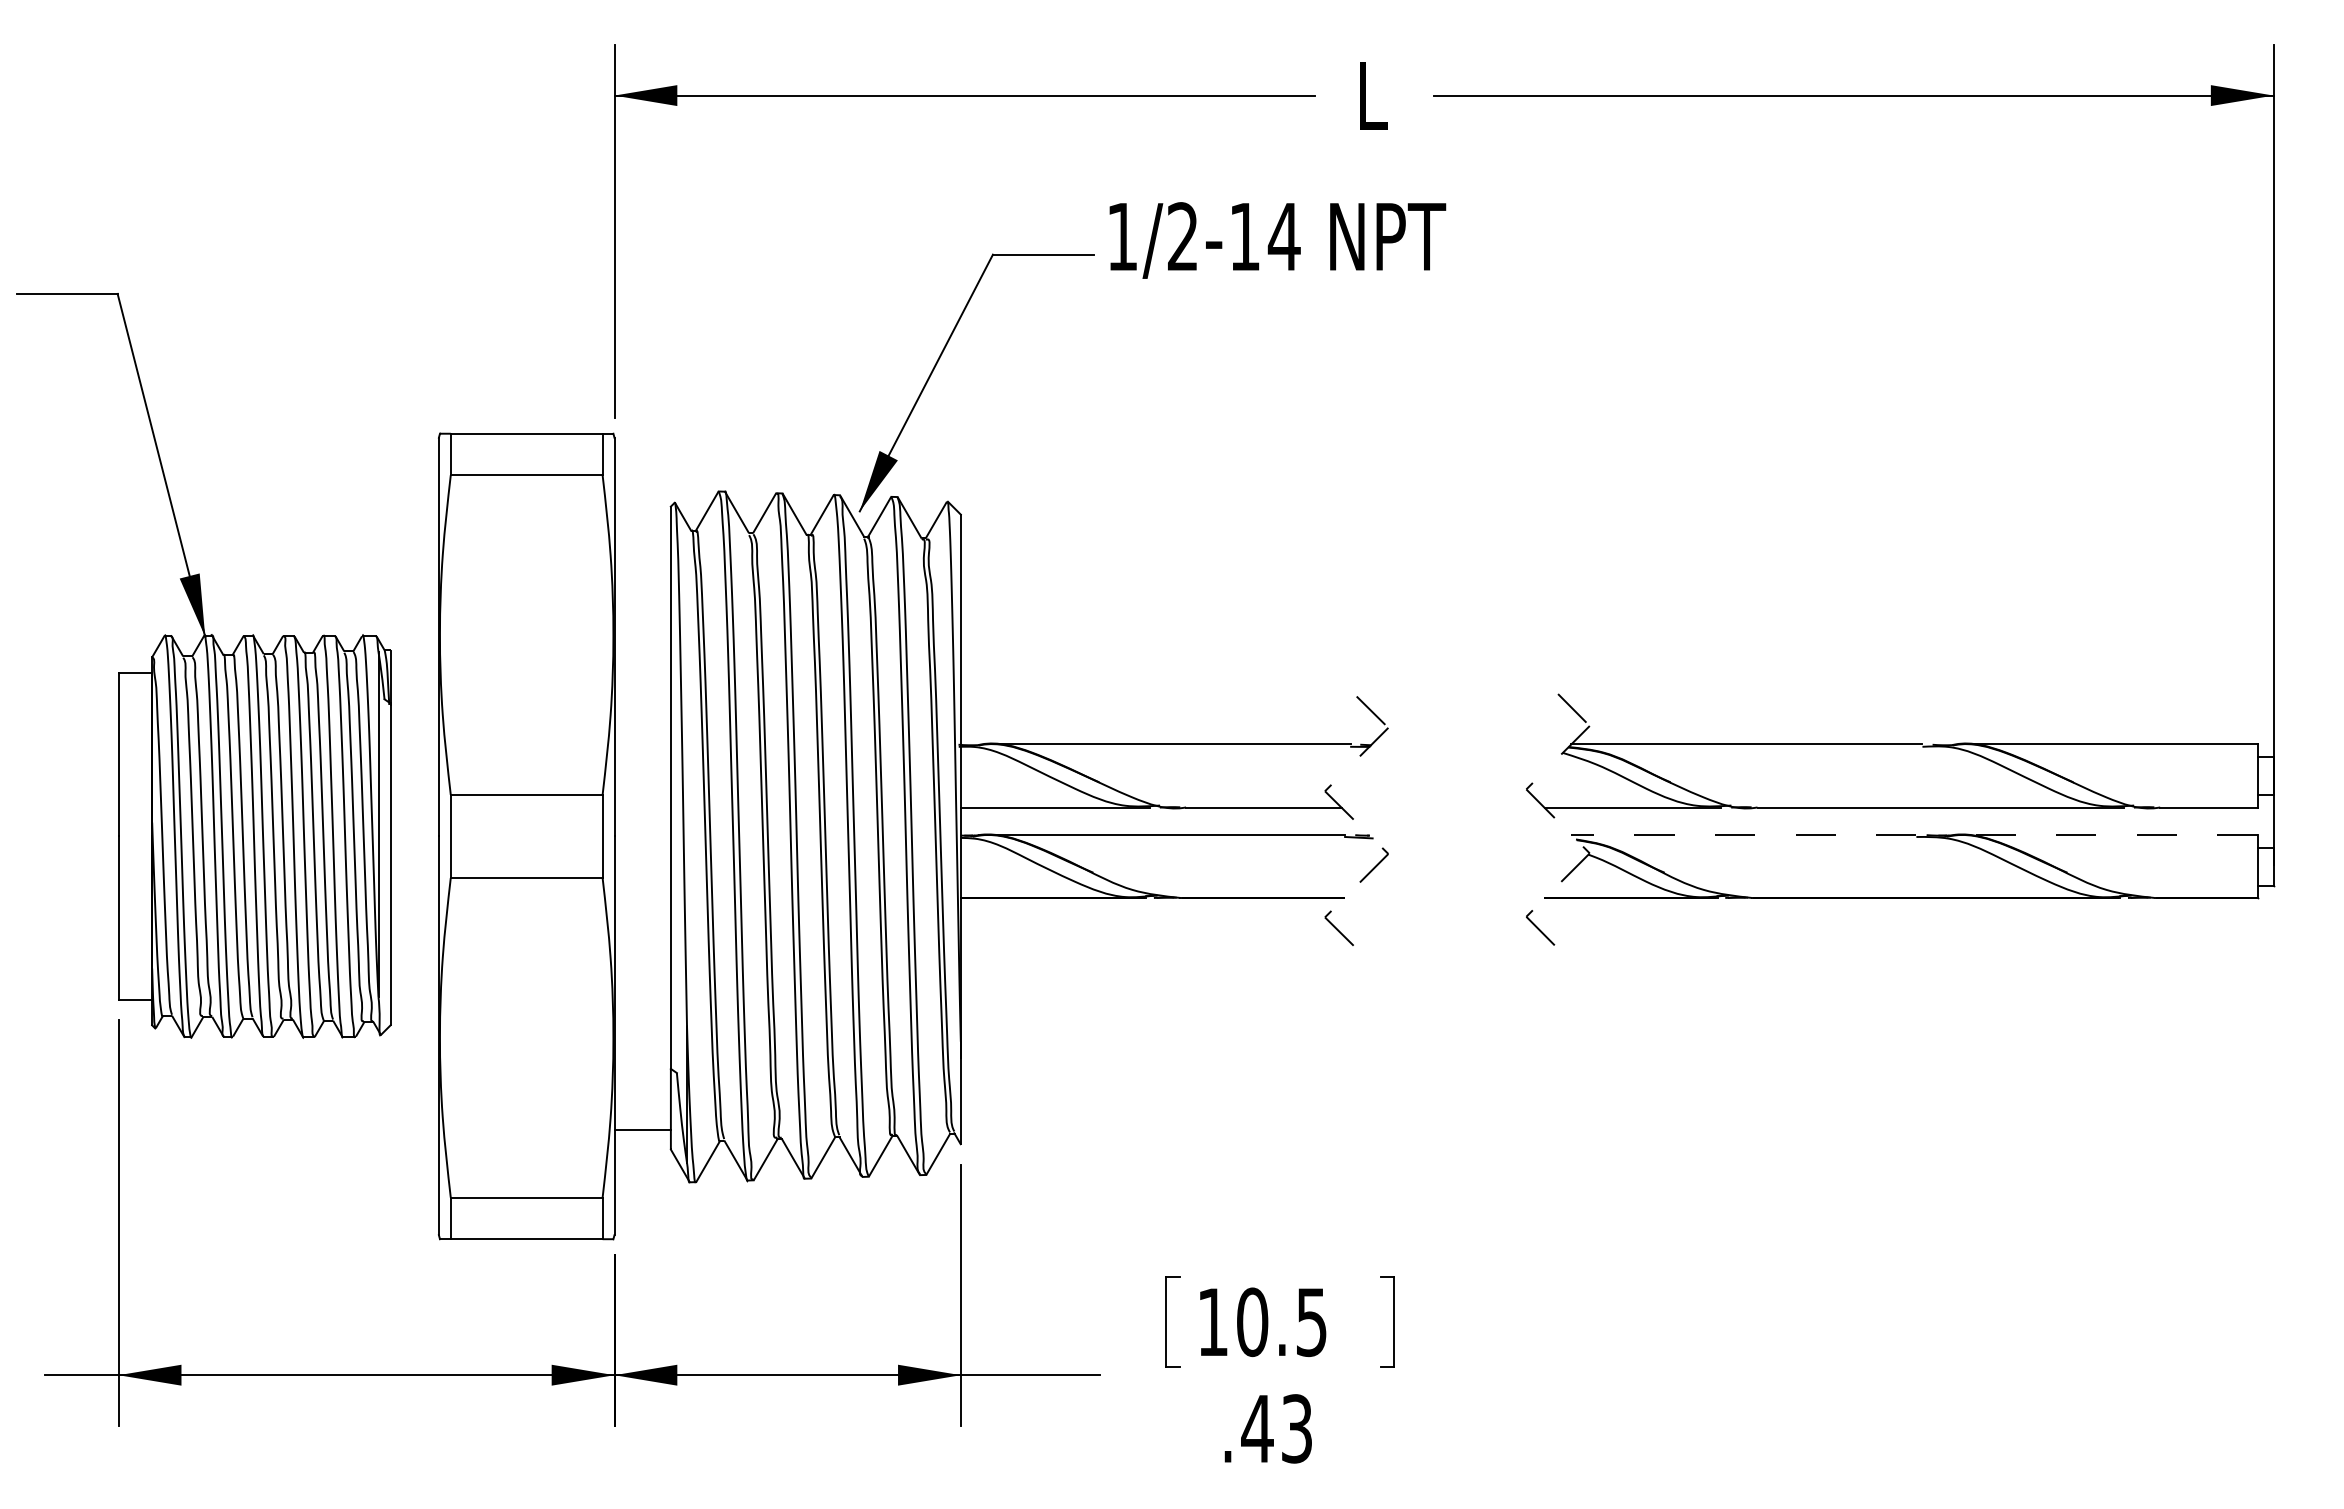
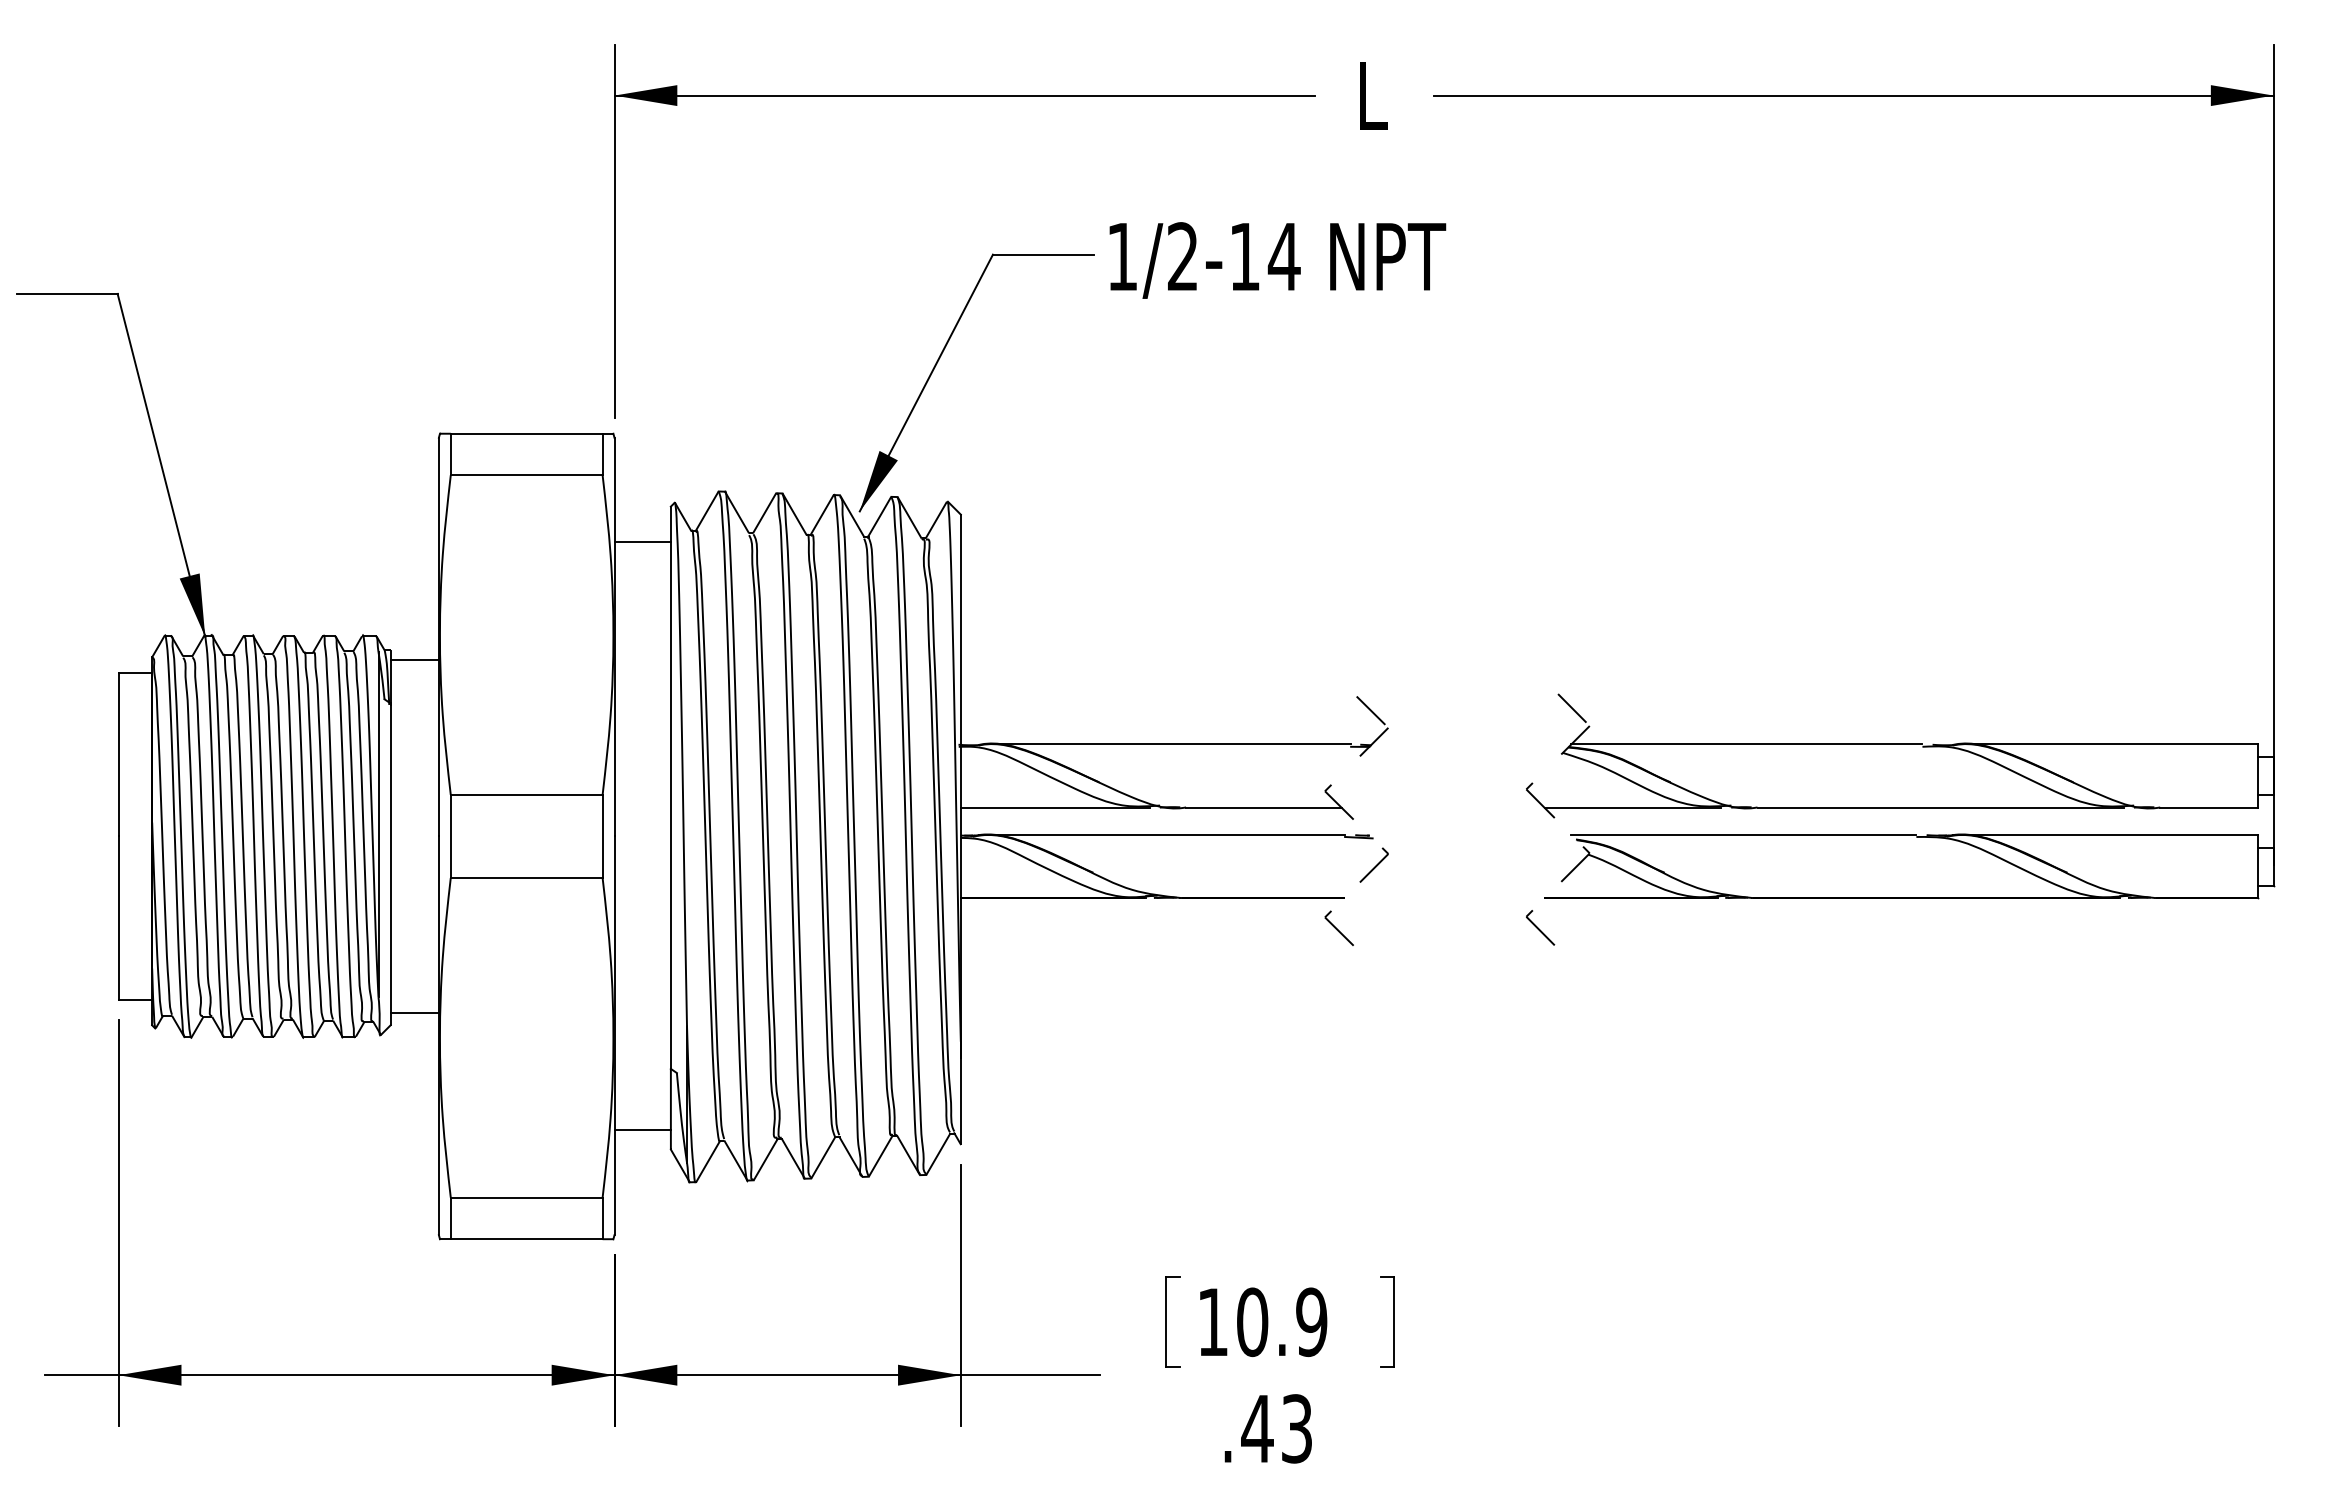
text position: (1277, 240) -> (1277, 260) (1277, 260)
line: none -> present (642, 542)
line: none -> present (414, 659)
line: dashed -> solid (1743, 834)
line: dashed -> solid (2104, 834)
line: none -> present (414, 1013)
text: 10.5 -> 10.9 (1311, 1321)
